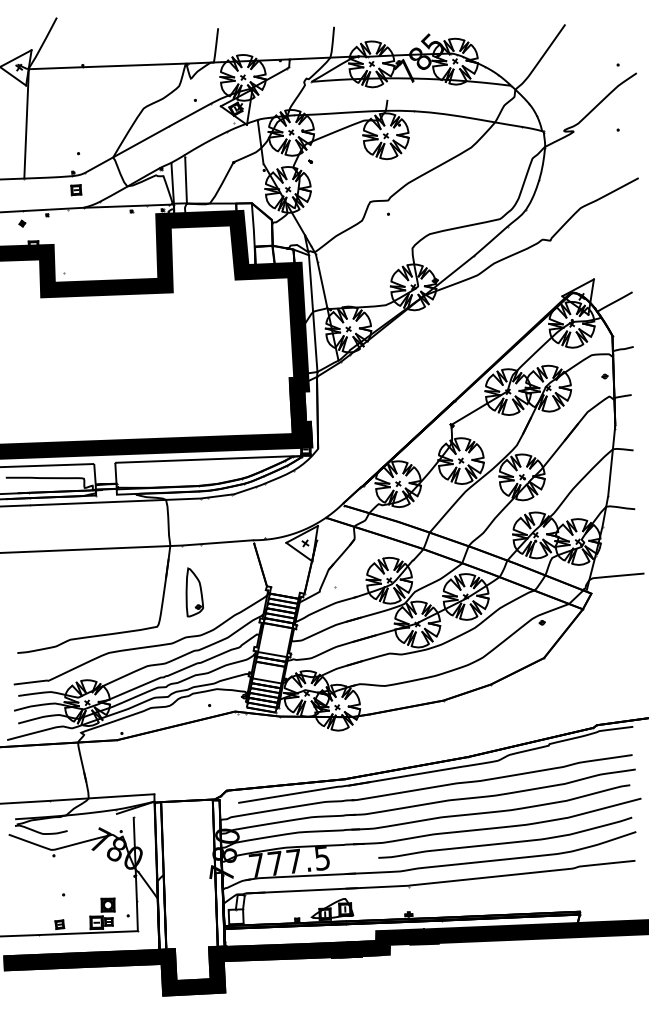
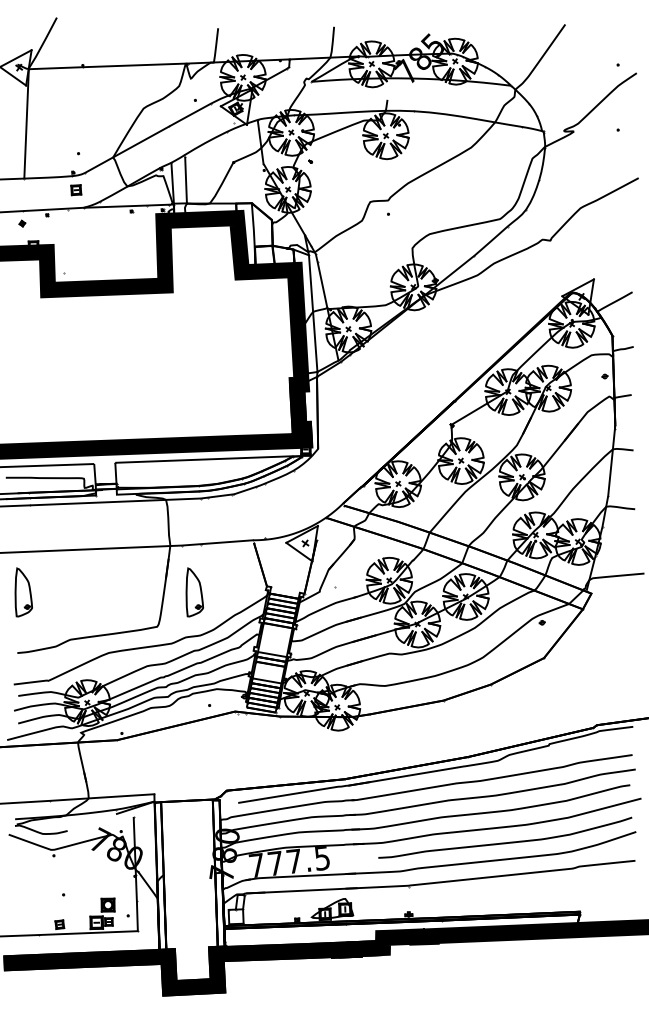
part: none -> present (23, 592)
